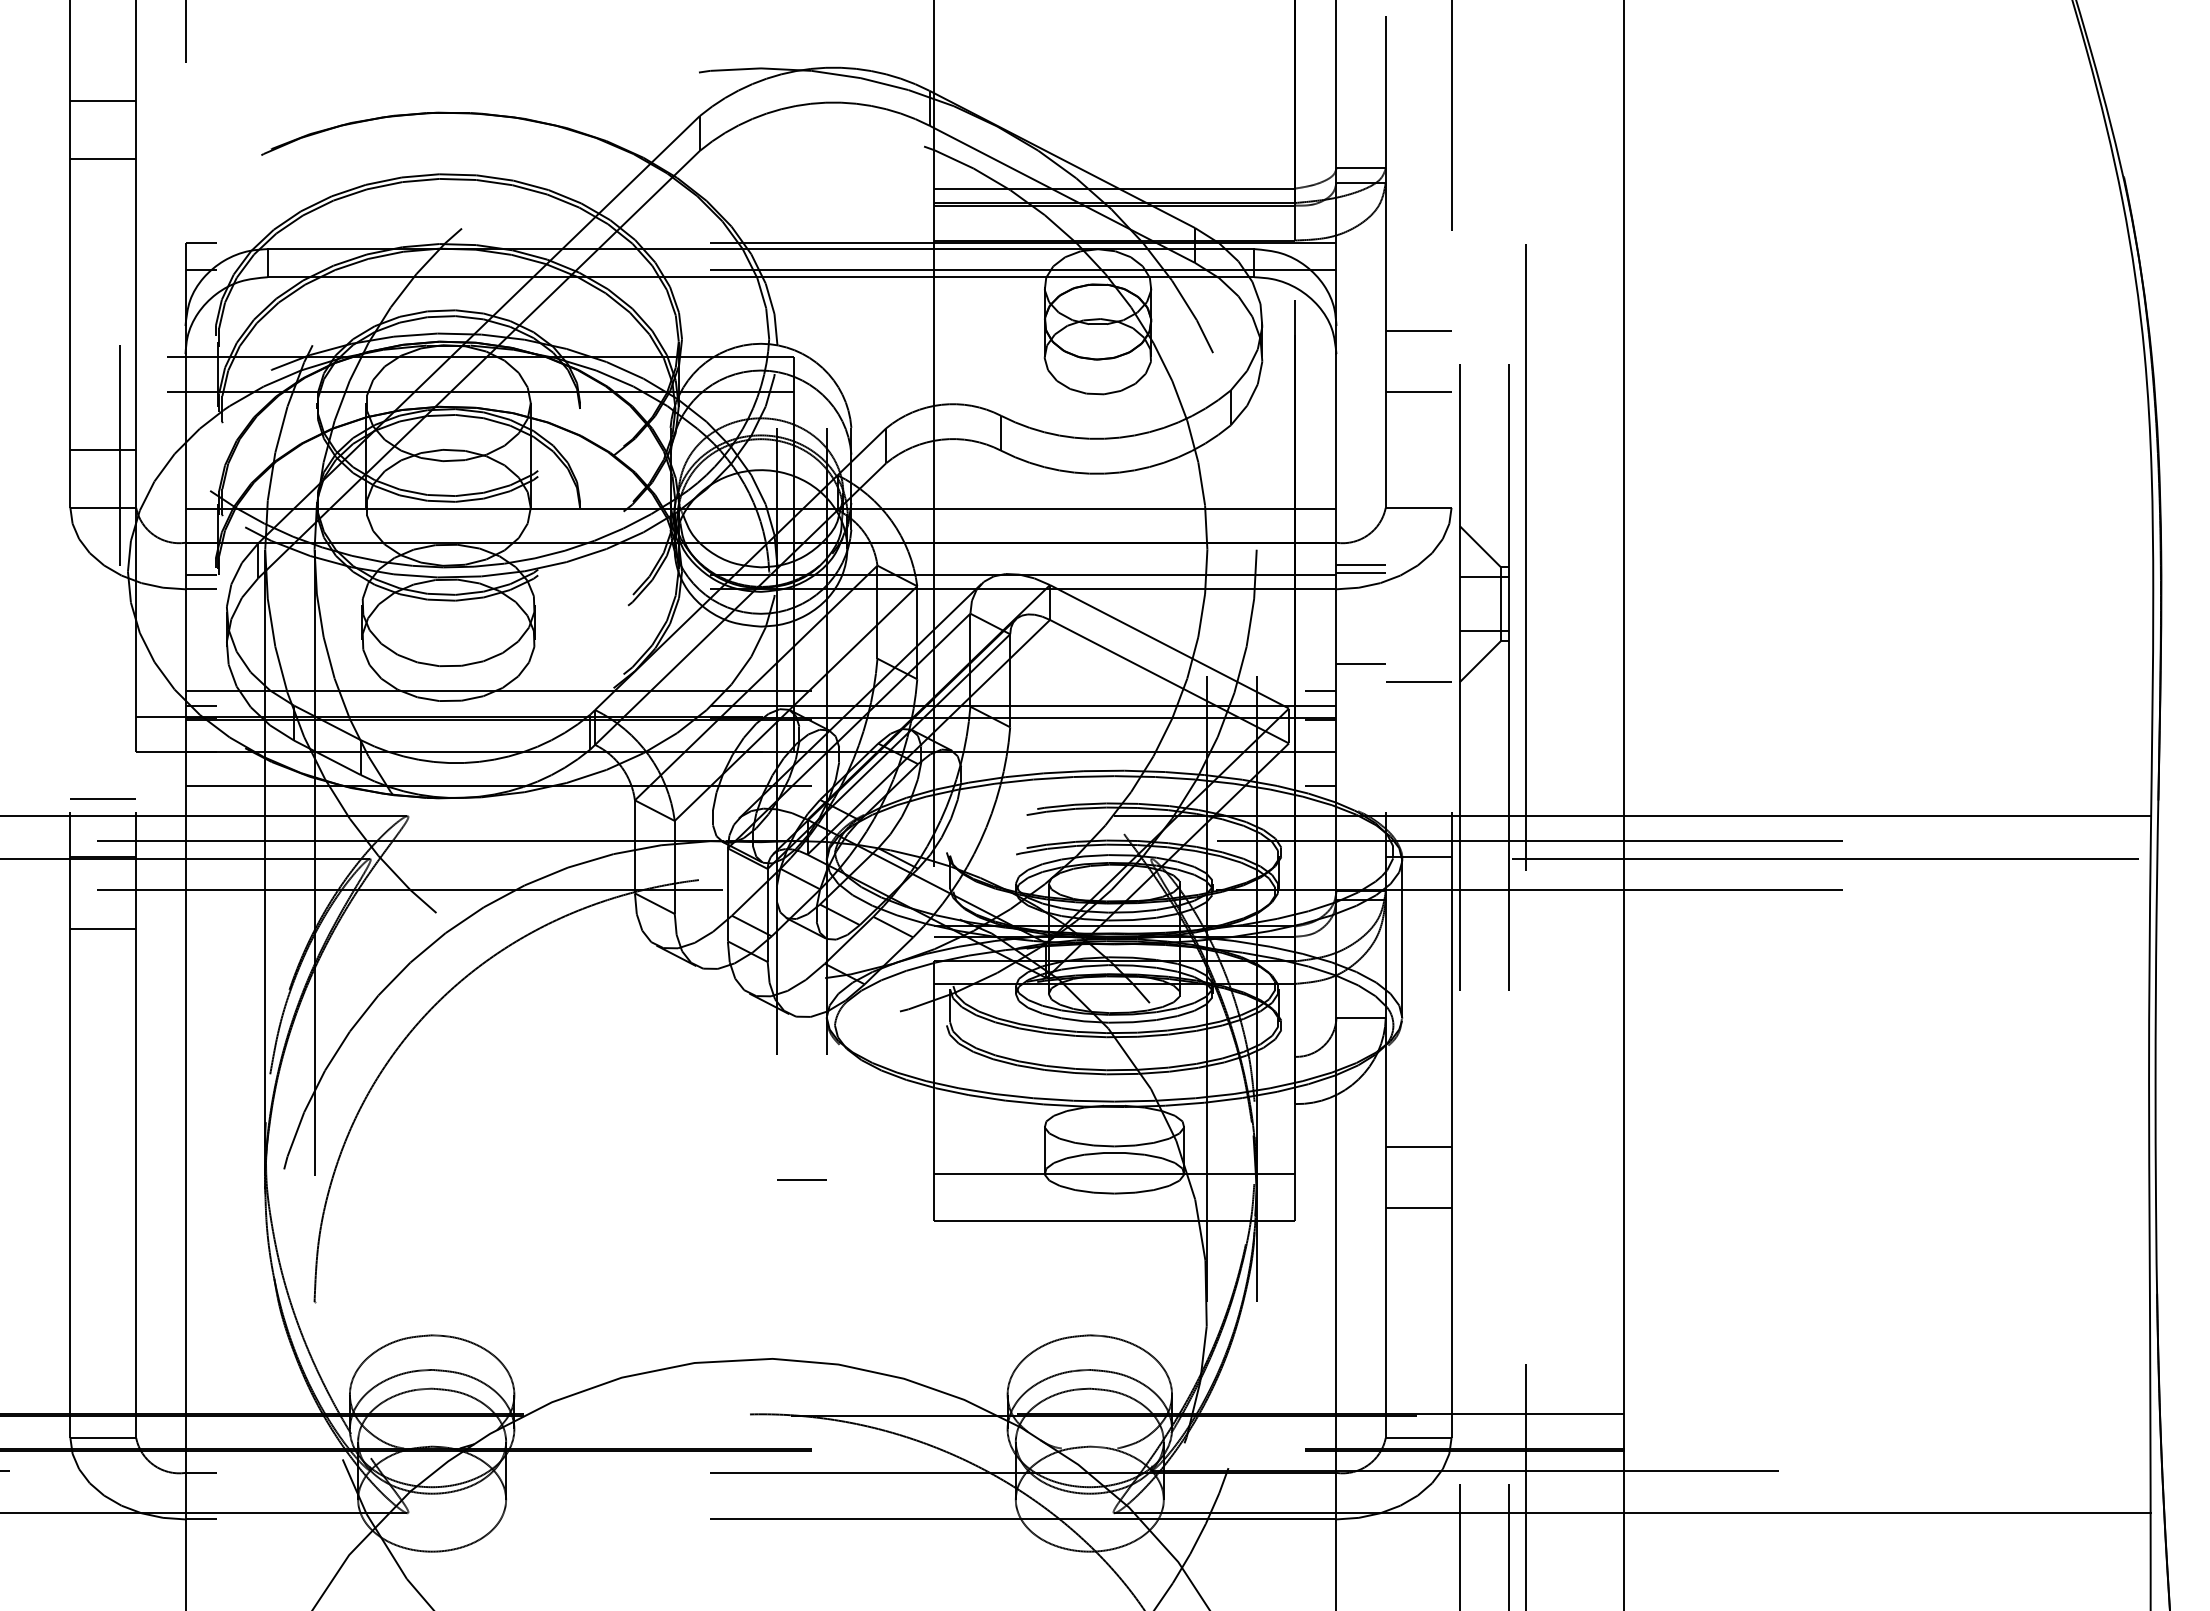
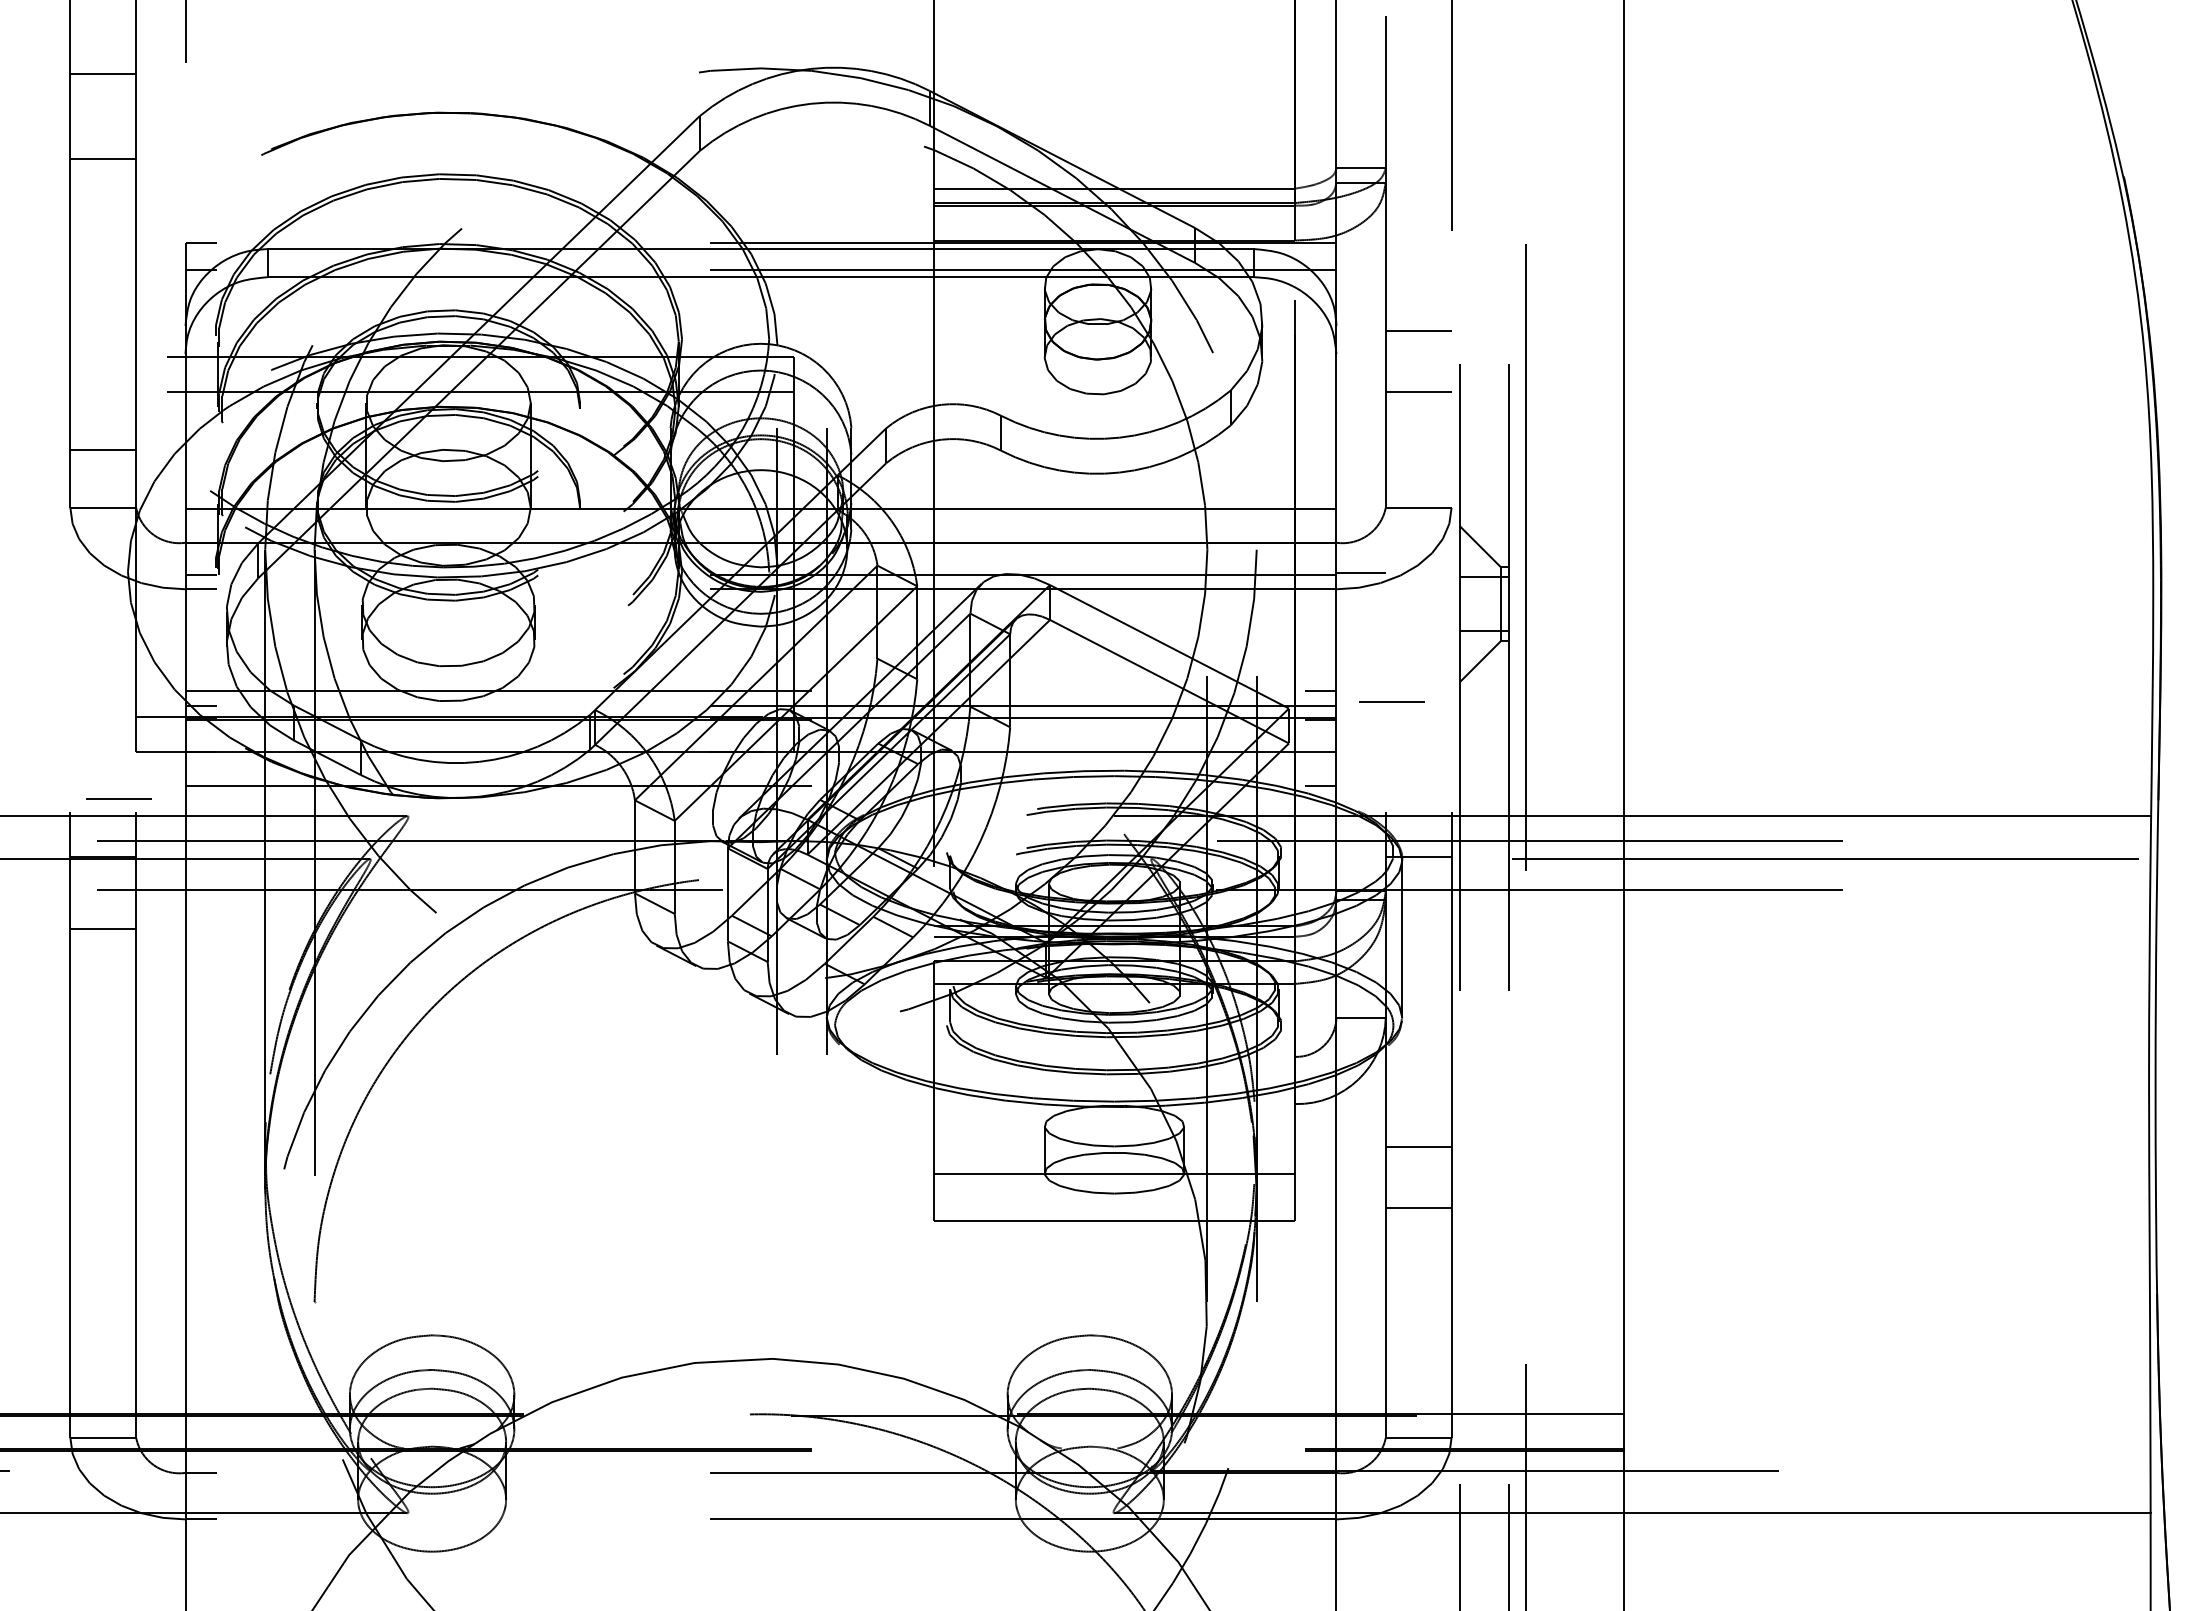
line position: (103, 100) -> (103, 73) (103, 73)
line: present -> none (119, 455)
line: present -> none (1360, 564)
line: present -> none (1360, 663)
line position: (1418, 681) -> (1391, 701) (1391, 701)
line position: (102, 798) -> (118, 798) (118, 798)
line: present -> none (801, 1179)
